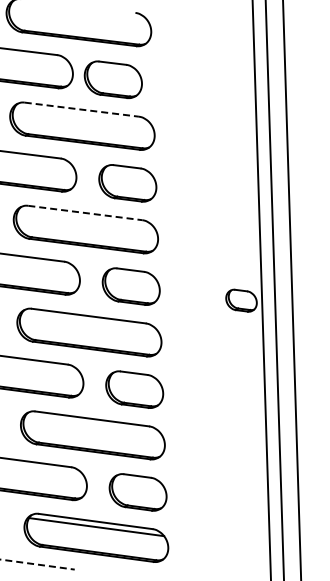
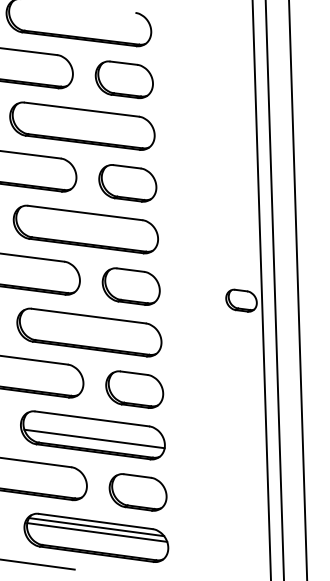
part position: (112, 79) -> (123, 79) (123, 79)
line: dashed -> solid (82, 109)
line: dashed -> solid (85, 213)
line position: (292, 289) -> (298, 289) (298, 289)
line: none -> present (94, 438)
line: none -> present (97, 532)
line: dashed -> solid (37, 564)
